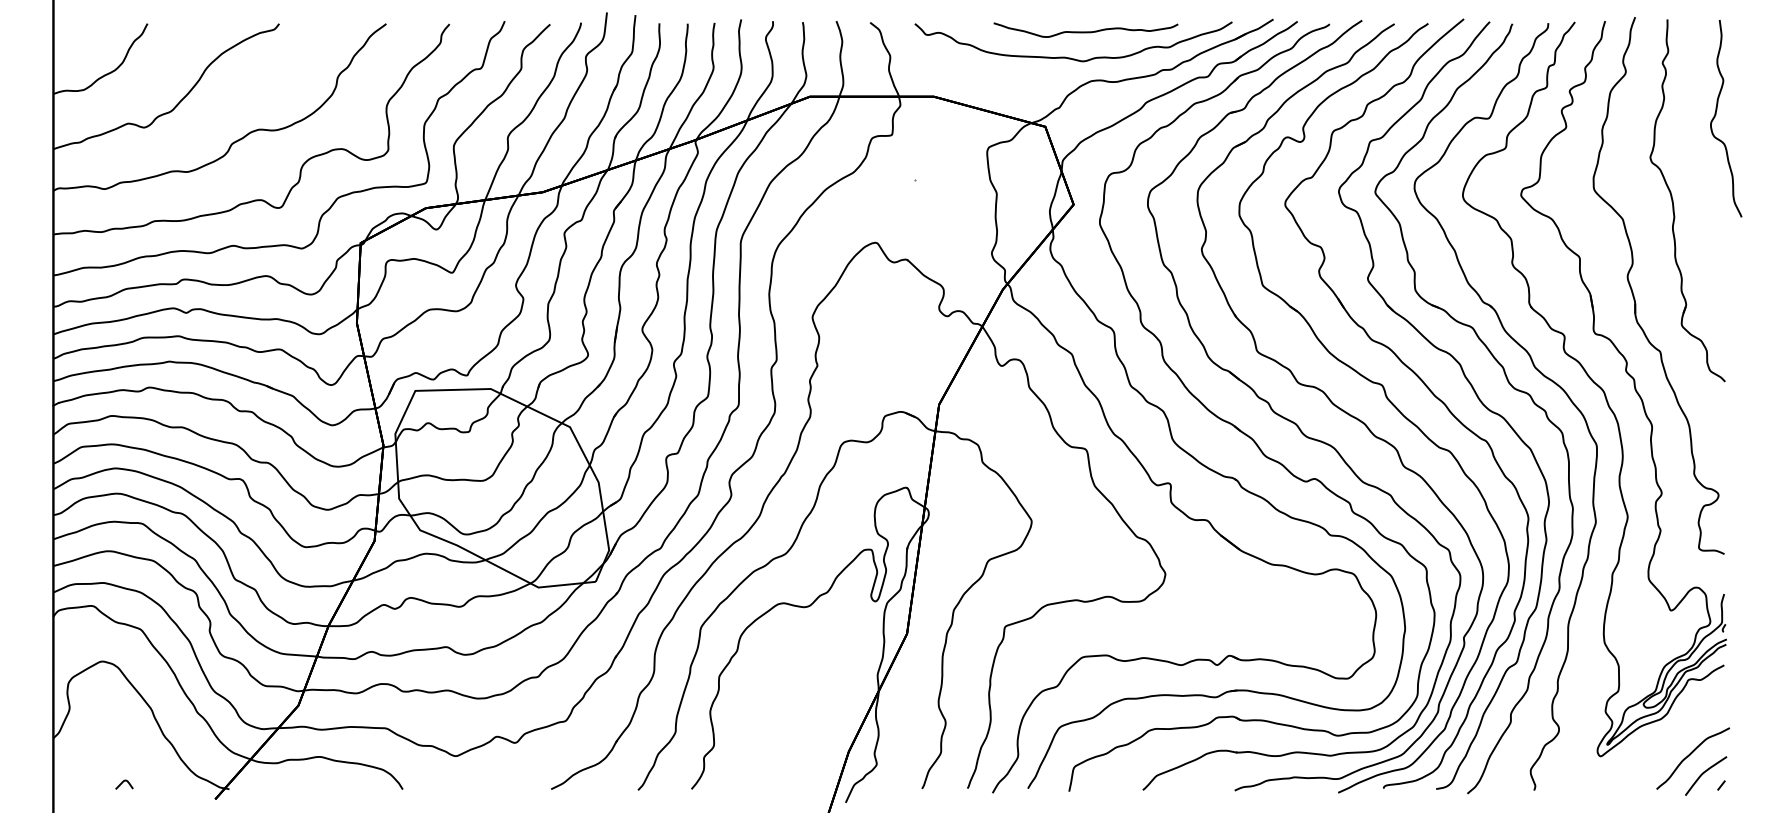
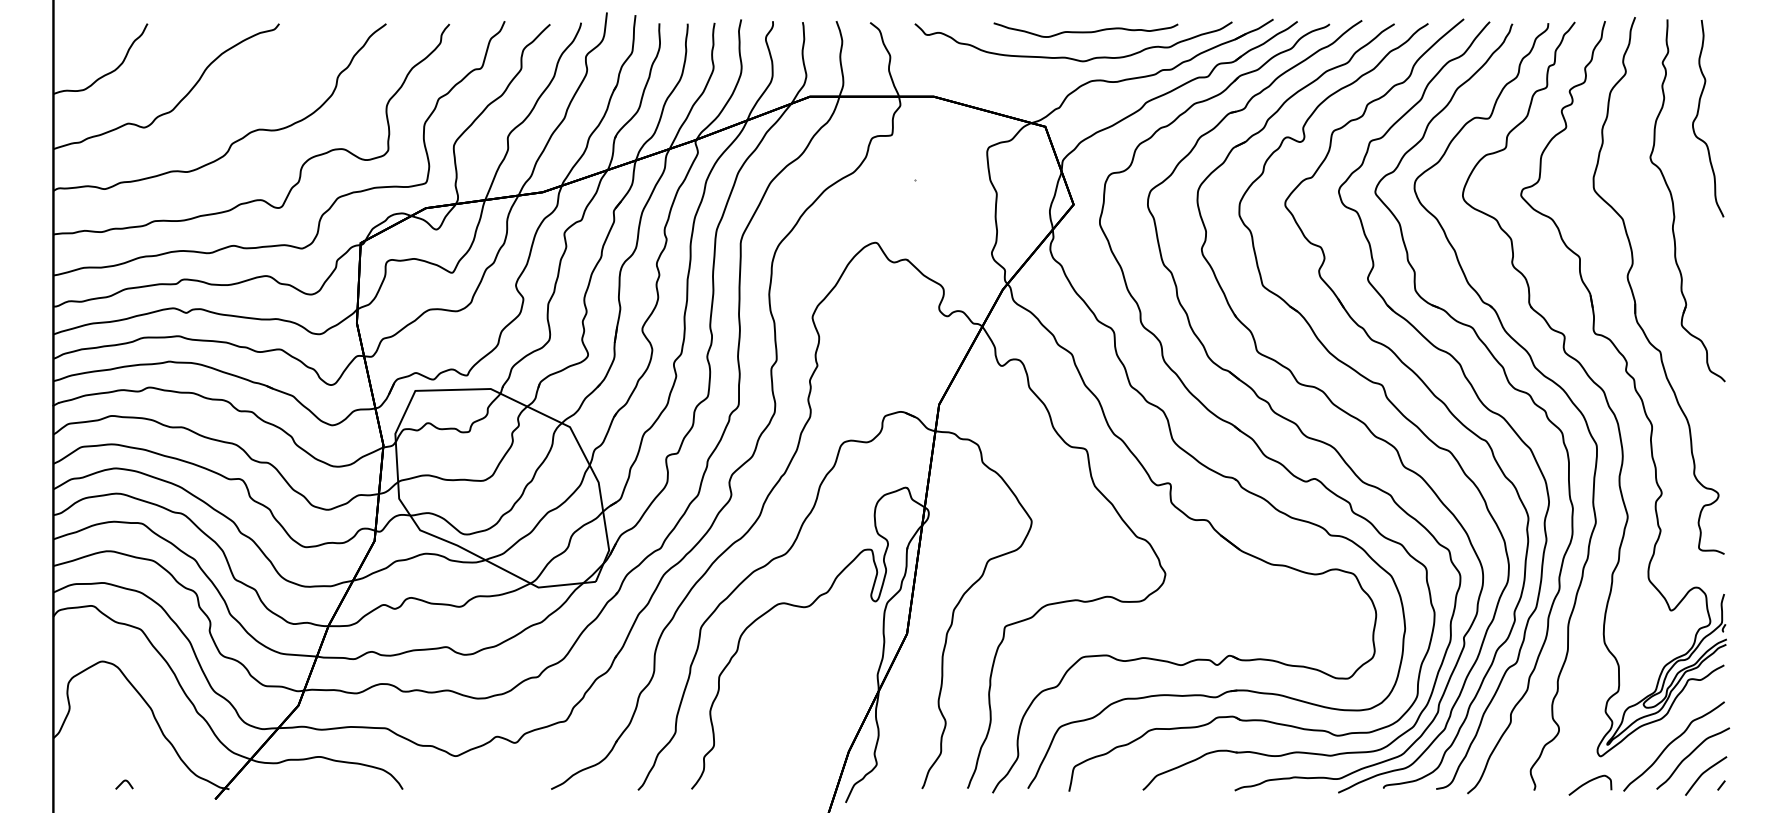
curve position: (1716, 114) -> (1698, 114) (1698, 114)
curve: none -> present (1671, 743)
curve: none -> present (1589, 782)
